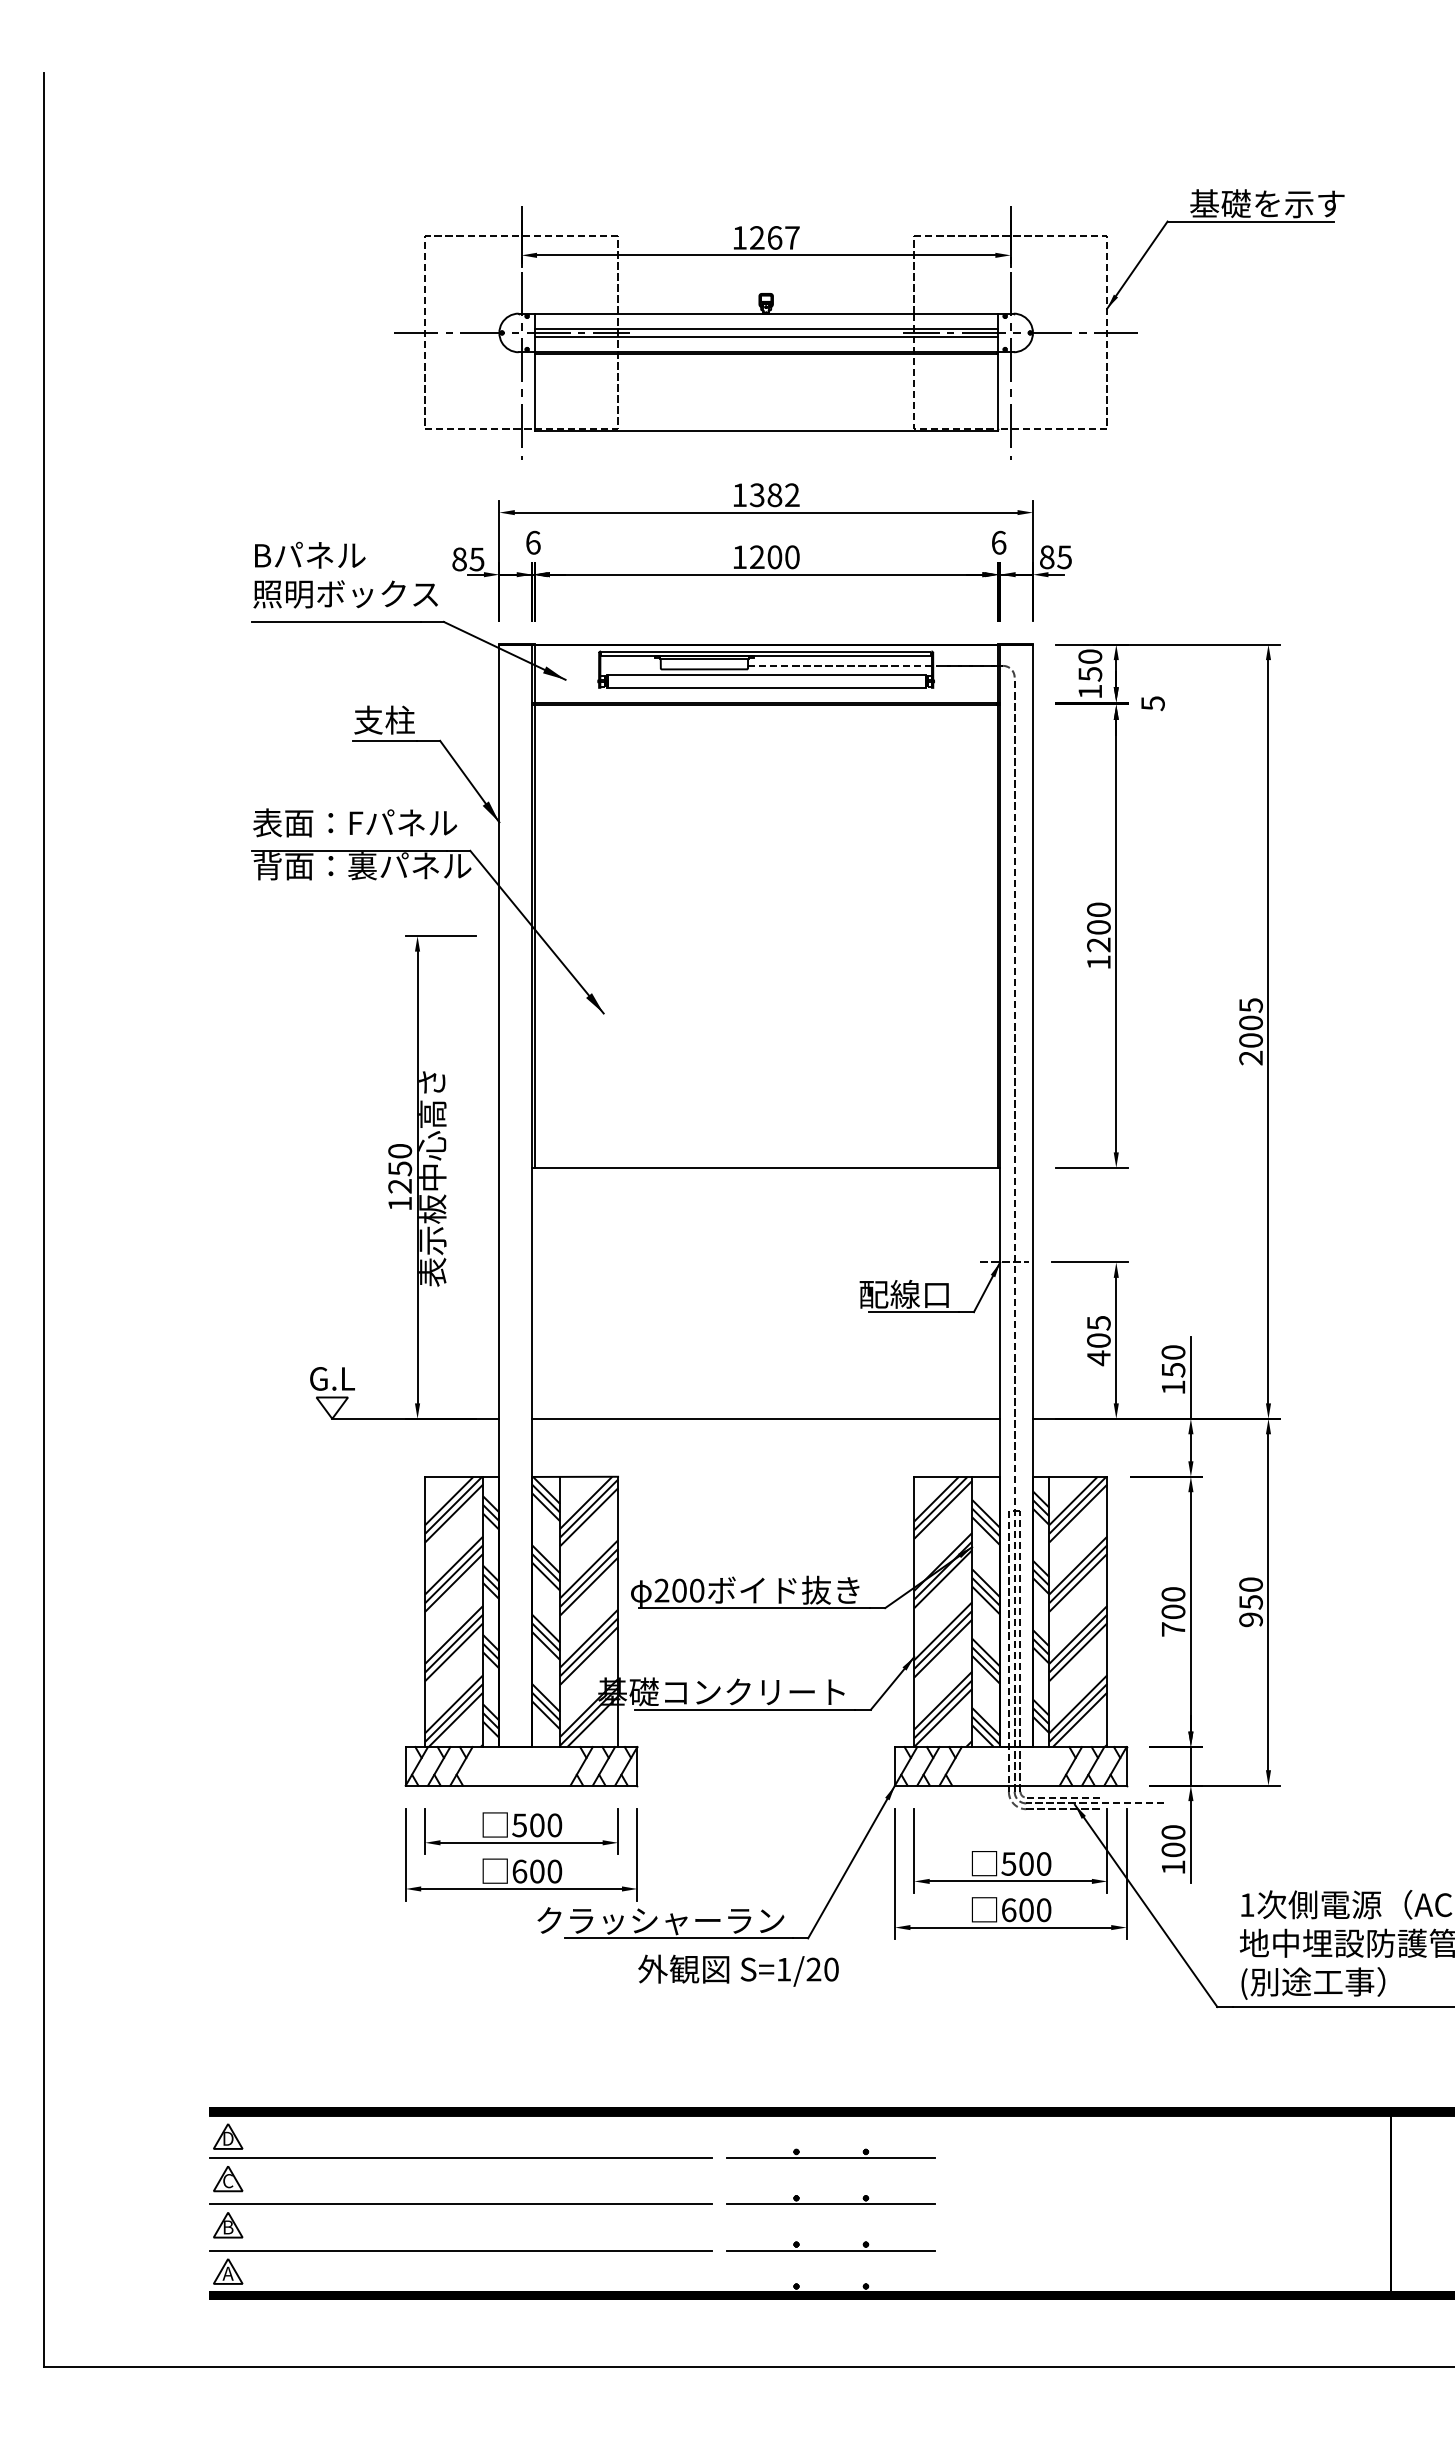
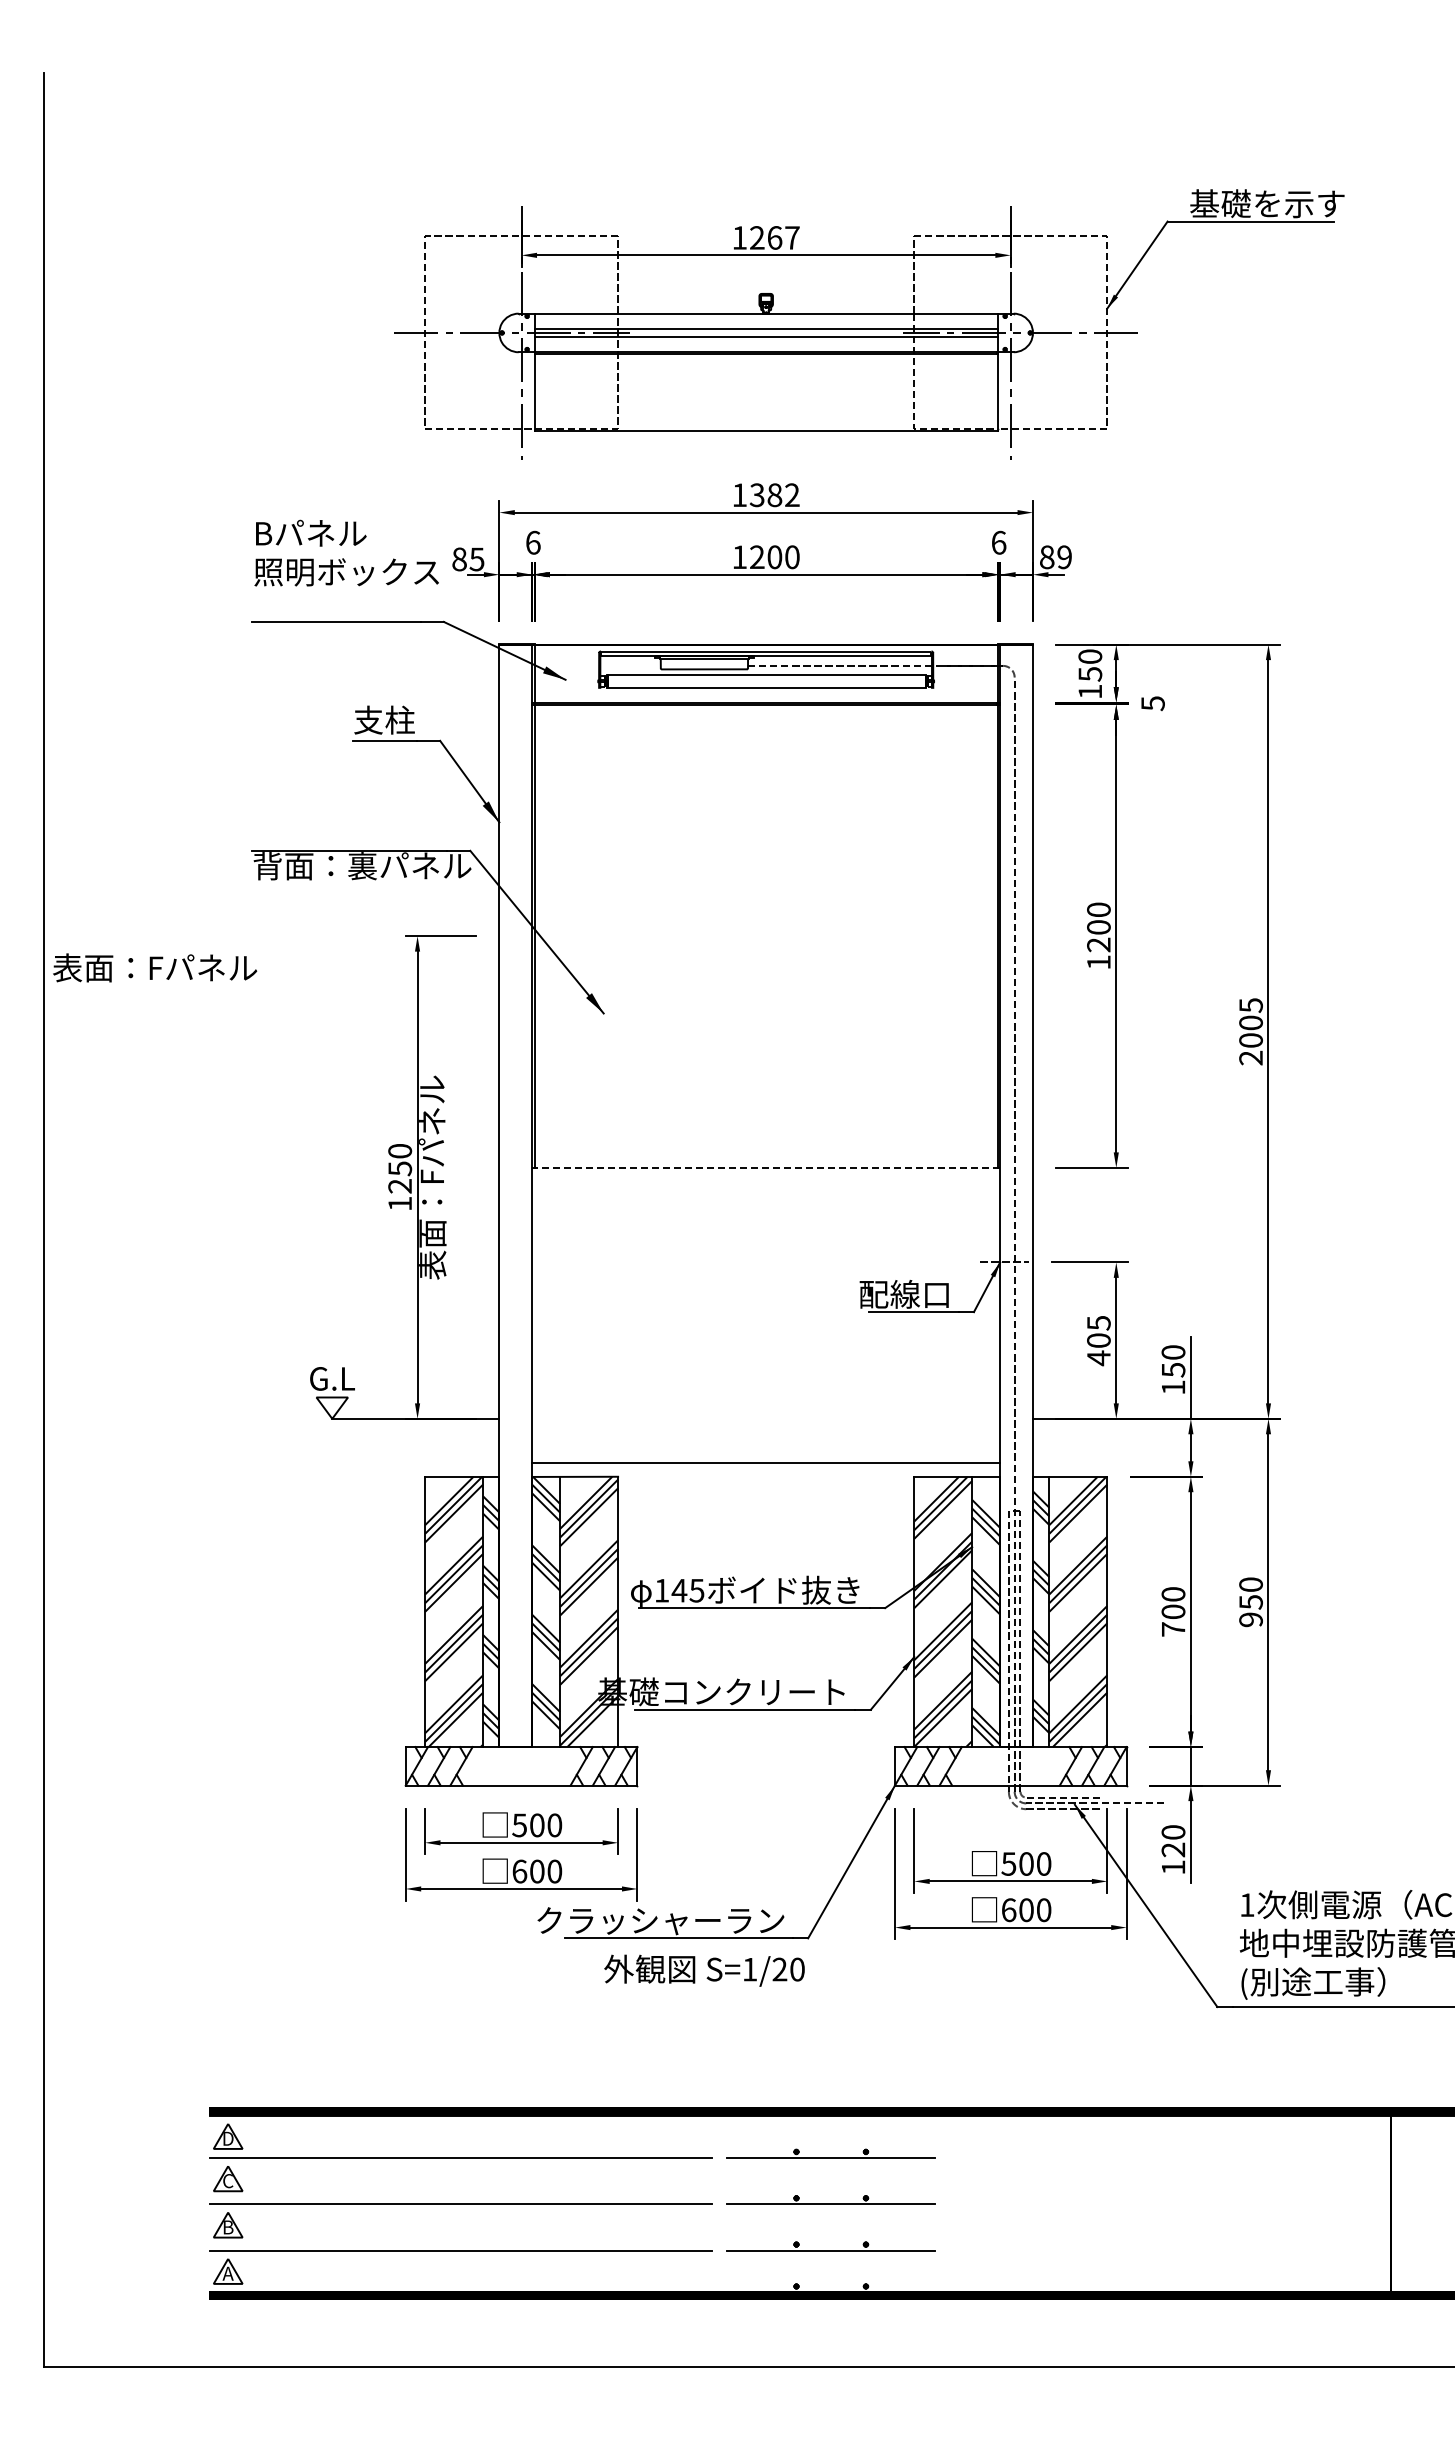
text: 85 -> 89 (1064, 557)
text position: (345, 574) -> (346, 552) (346, 552)
text position: (355, 822) -> (155, 967) (155, 967)
line: solid -> dashed (766, 1167)
text: 表示板中心高さ -> 表面：Fパネル (432, 1178)
line position: (766, 1418) -> (766, 1462) (766, 1462)
text: 200 -> 145 (679, 1590)
text: 100 -> 120 (1173, 1849)
text position: (738, 1970) -> (704, 1970) (704, 1970)
